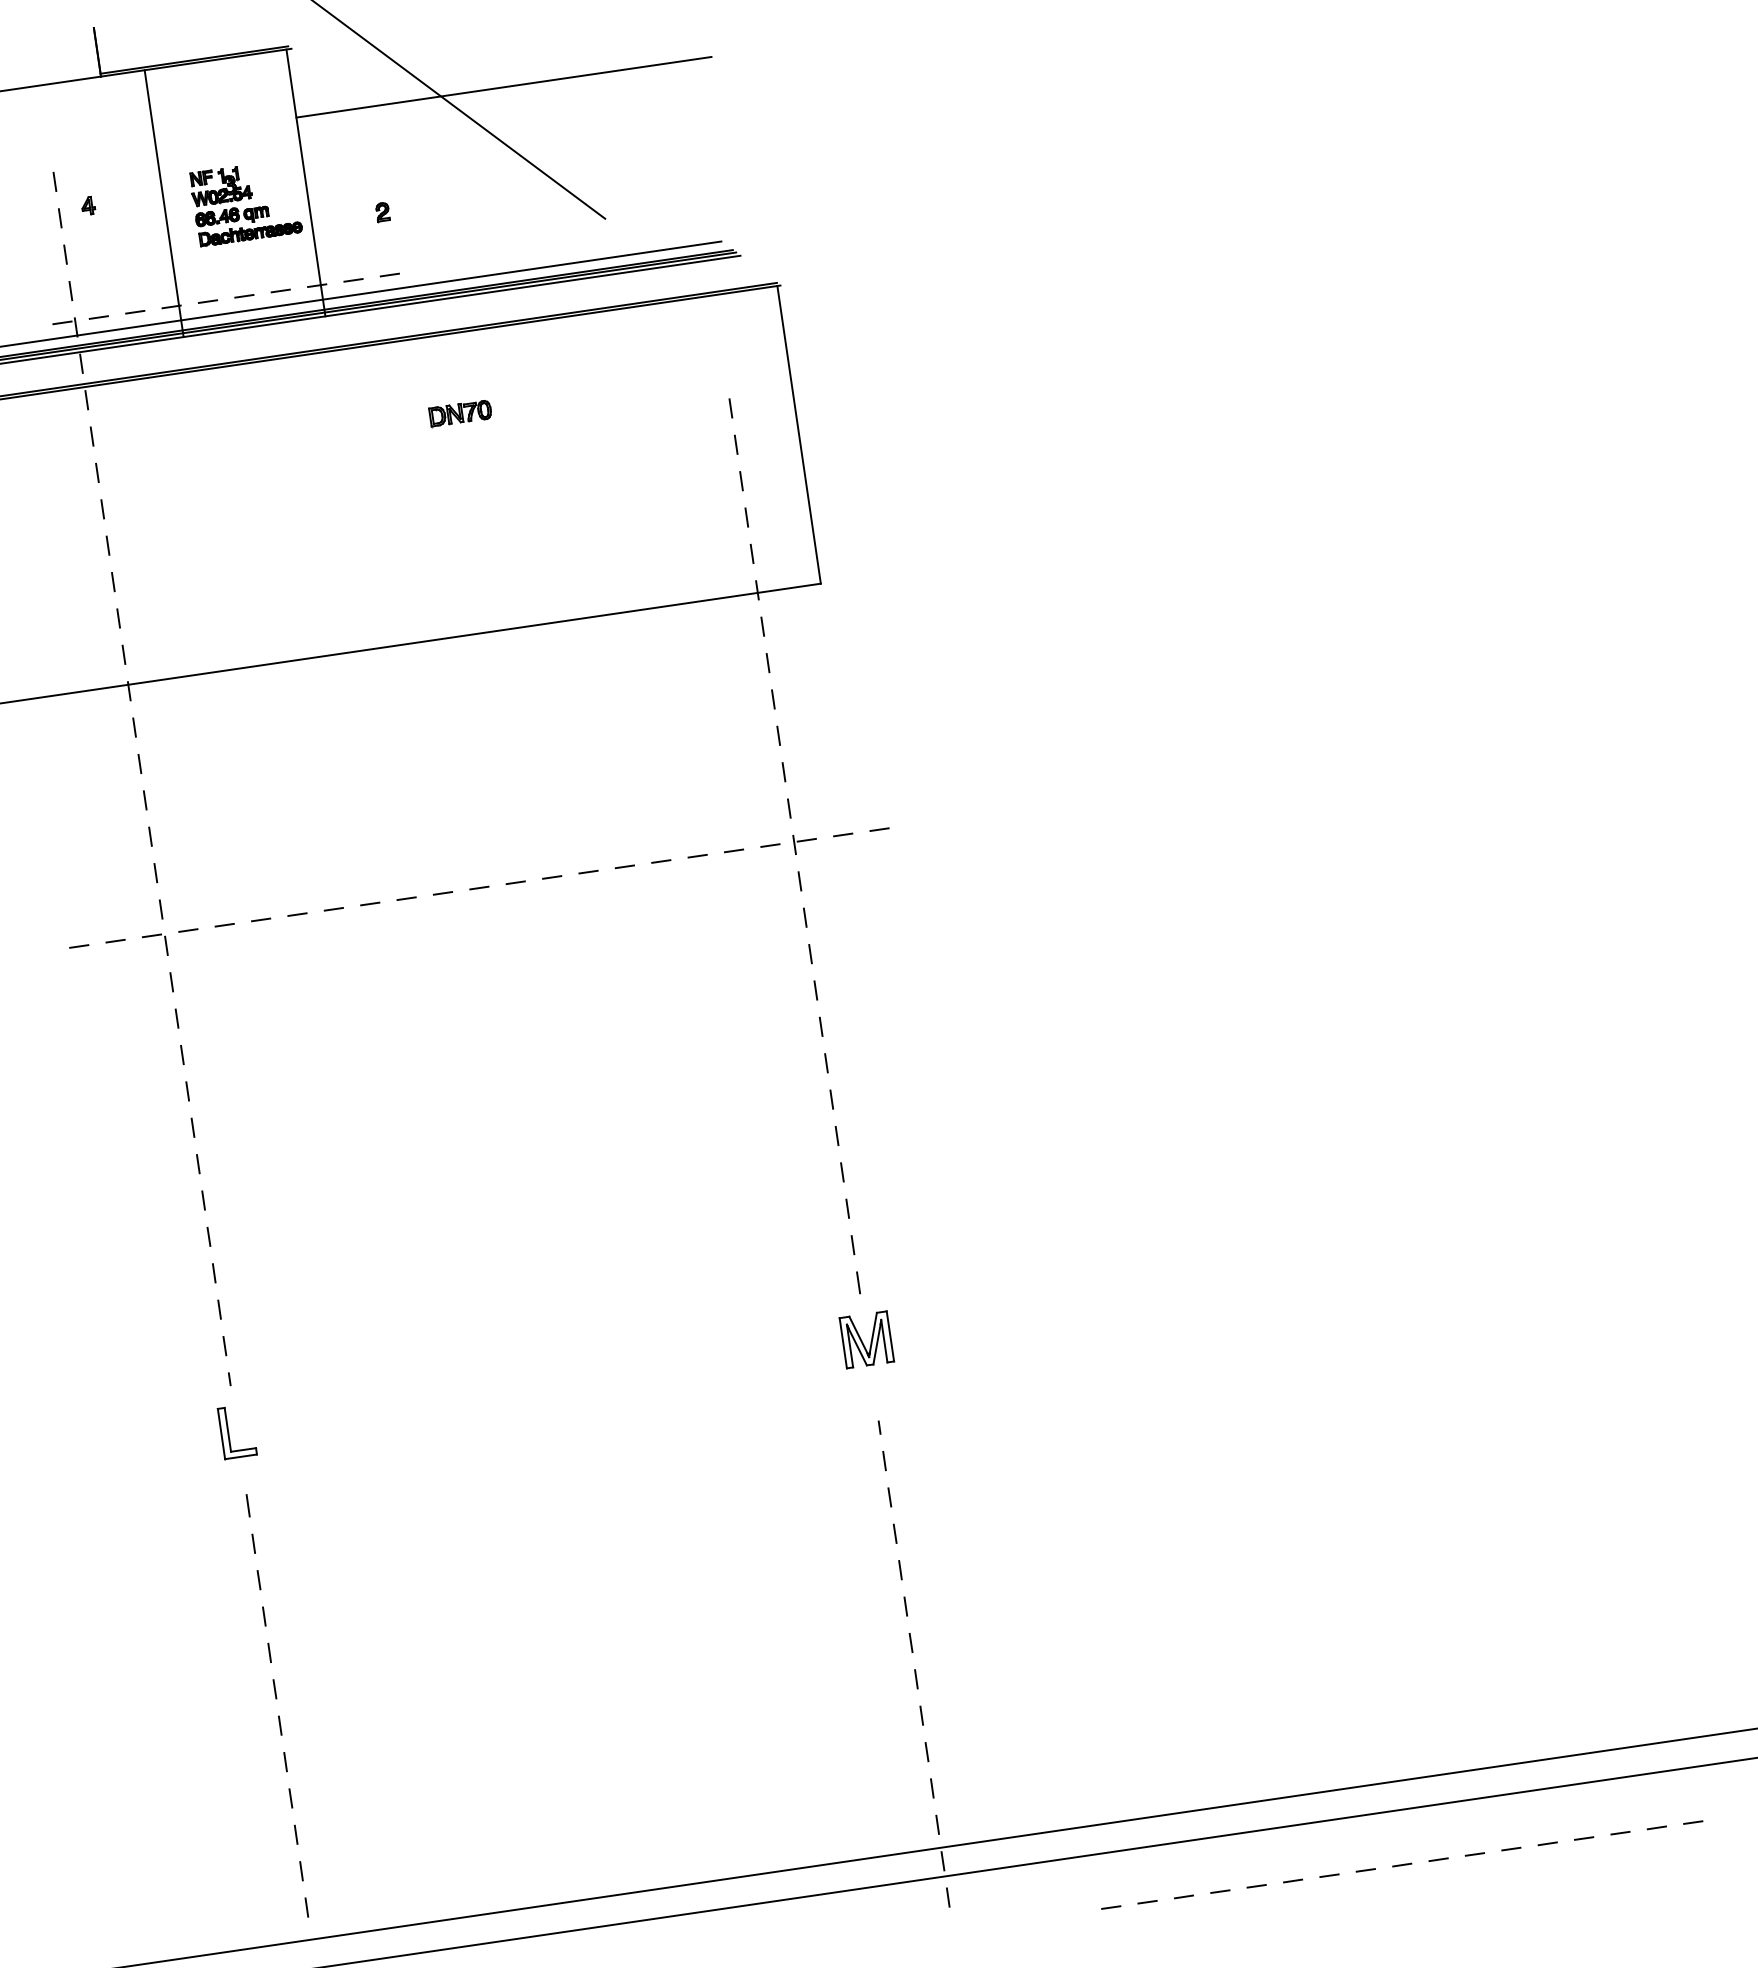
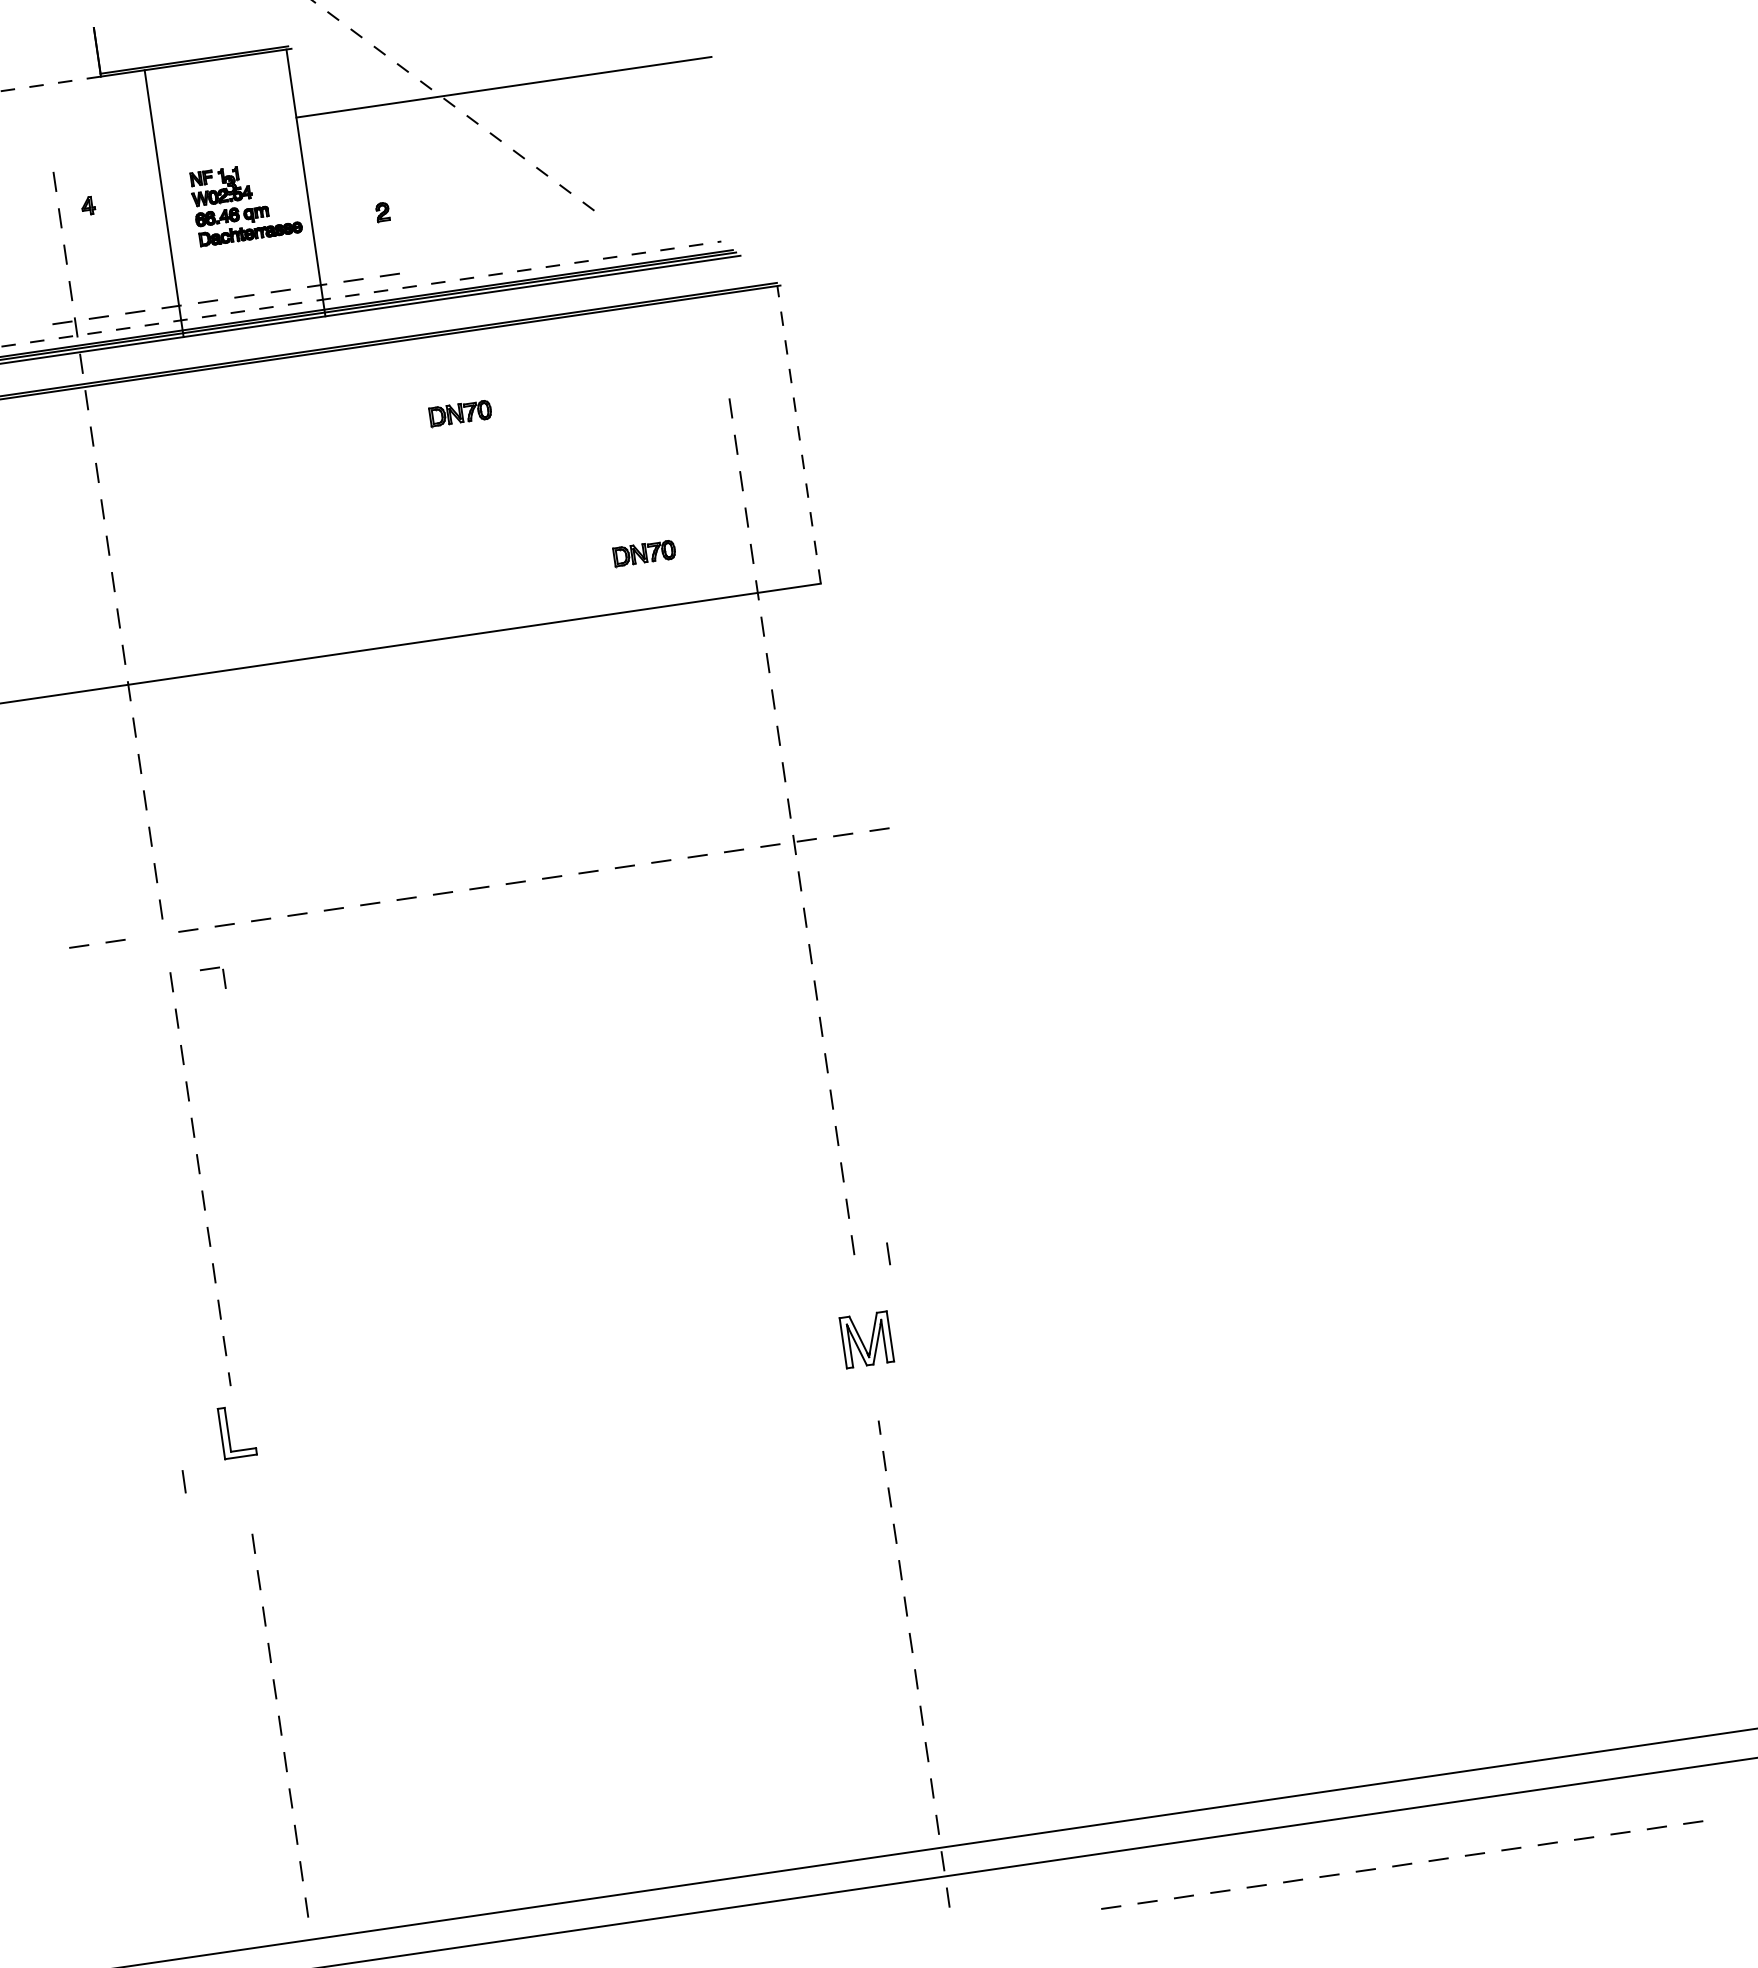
line: solid -> dashed (50, 83)
line: solid -> dashed (458, 109)
line: solid -> dashed (361, 294)
line: solid -> dashed (799, 434)
part: none -> present (643, 554)
part position: (155, 936) -> (213, 969) (213, 969)
line position: (858, 1282) -> (888, 1253) (888, 1253)
line position: (247, 1505) -> (183, 1481) (183, 1481)
